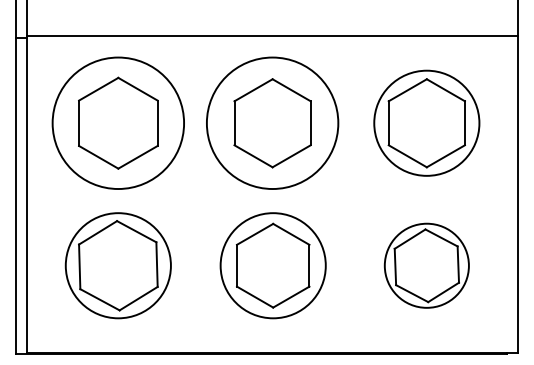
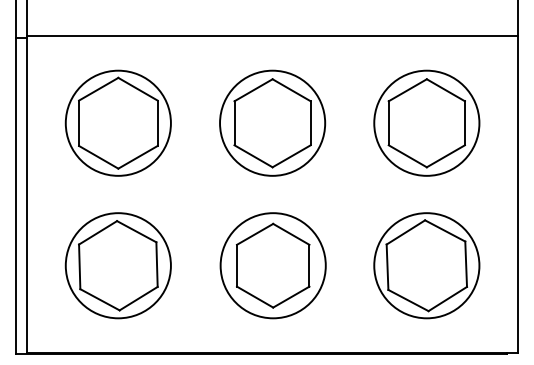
circle diameter: 131 px -> 105 px (117, 122)
circle diameter: 131 px -> 105 px (272, 122)
part size: 87x87 px -> 108x108 px (426, 265)
